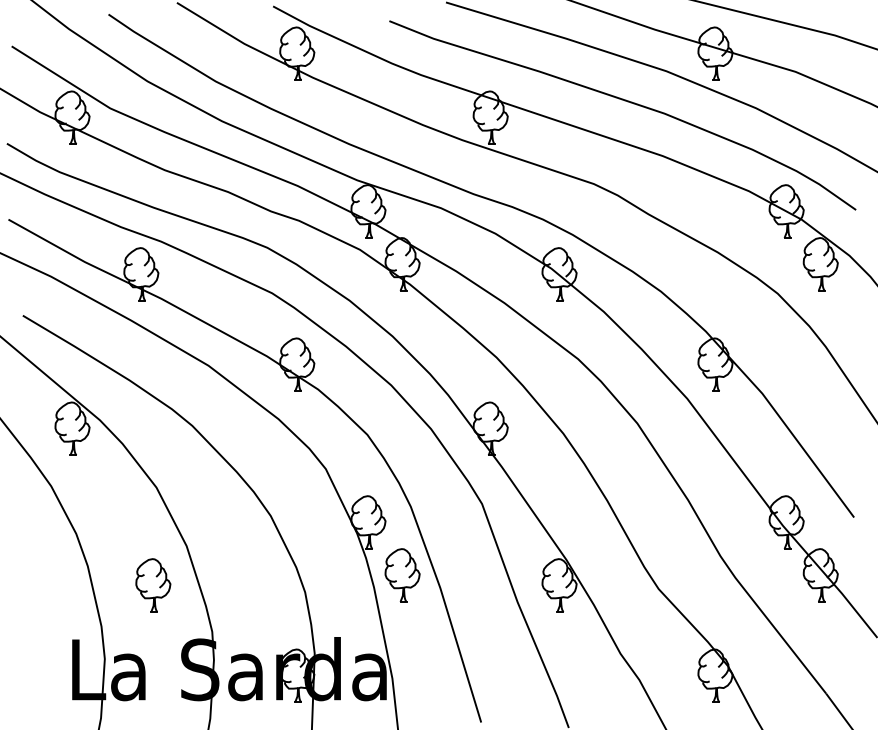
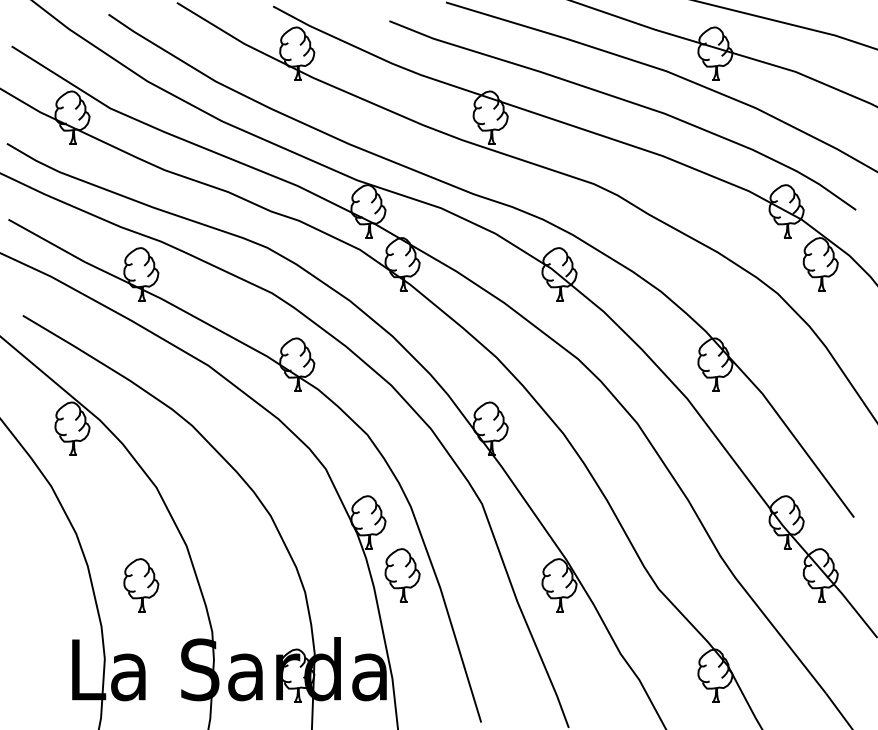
part position: (153, 585) -> (141, 585) (141, 585)
